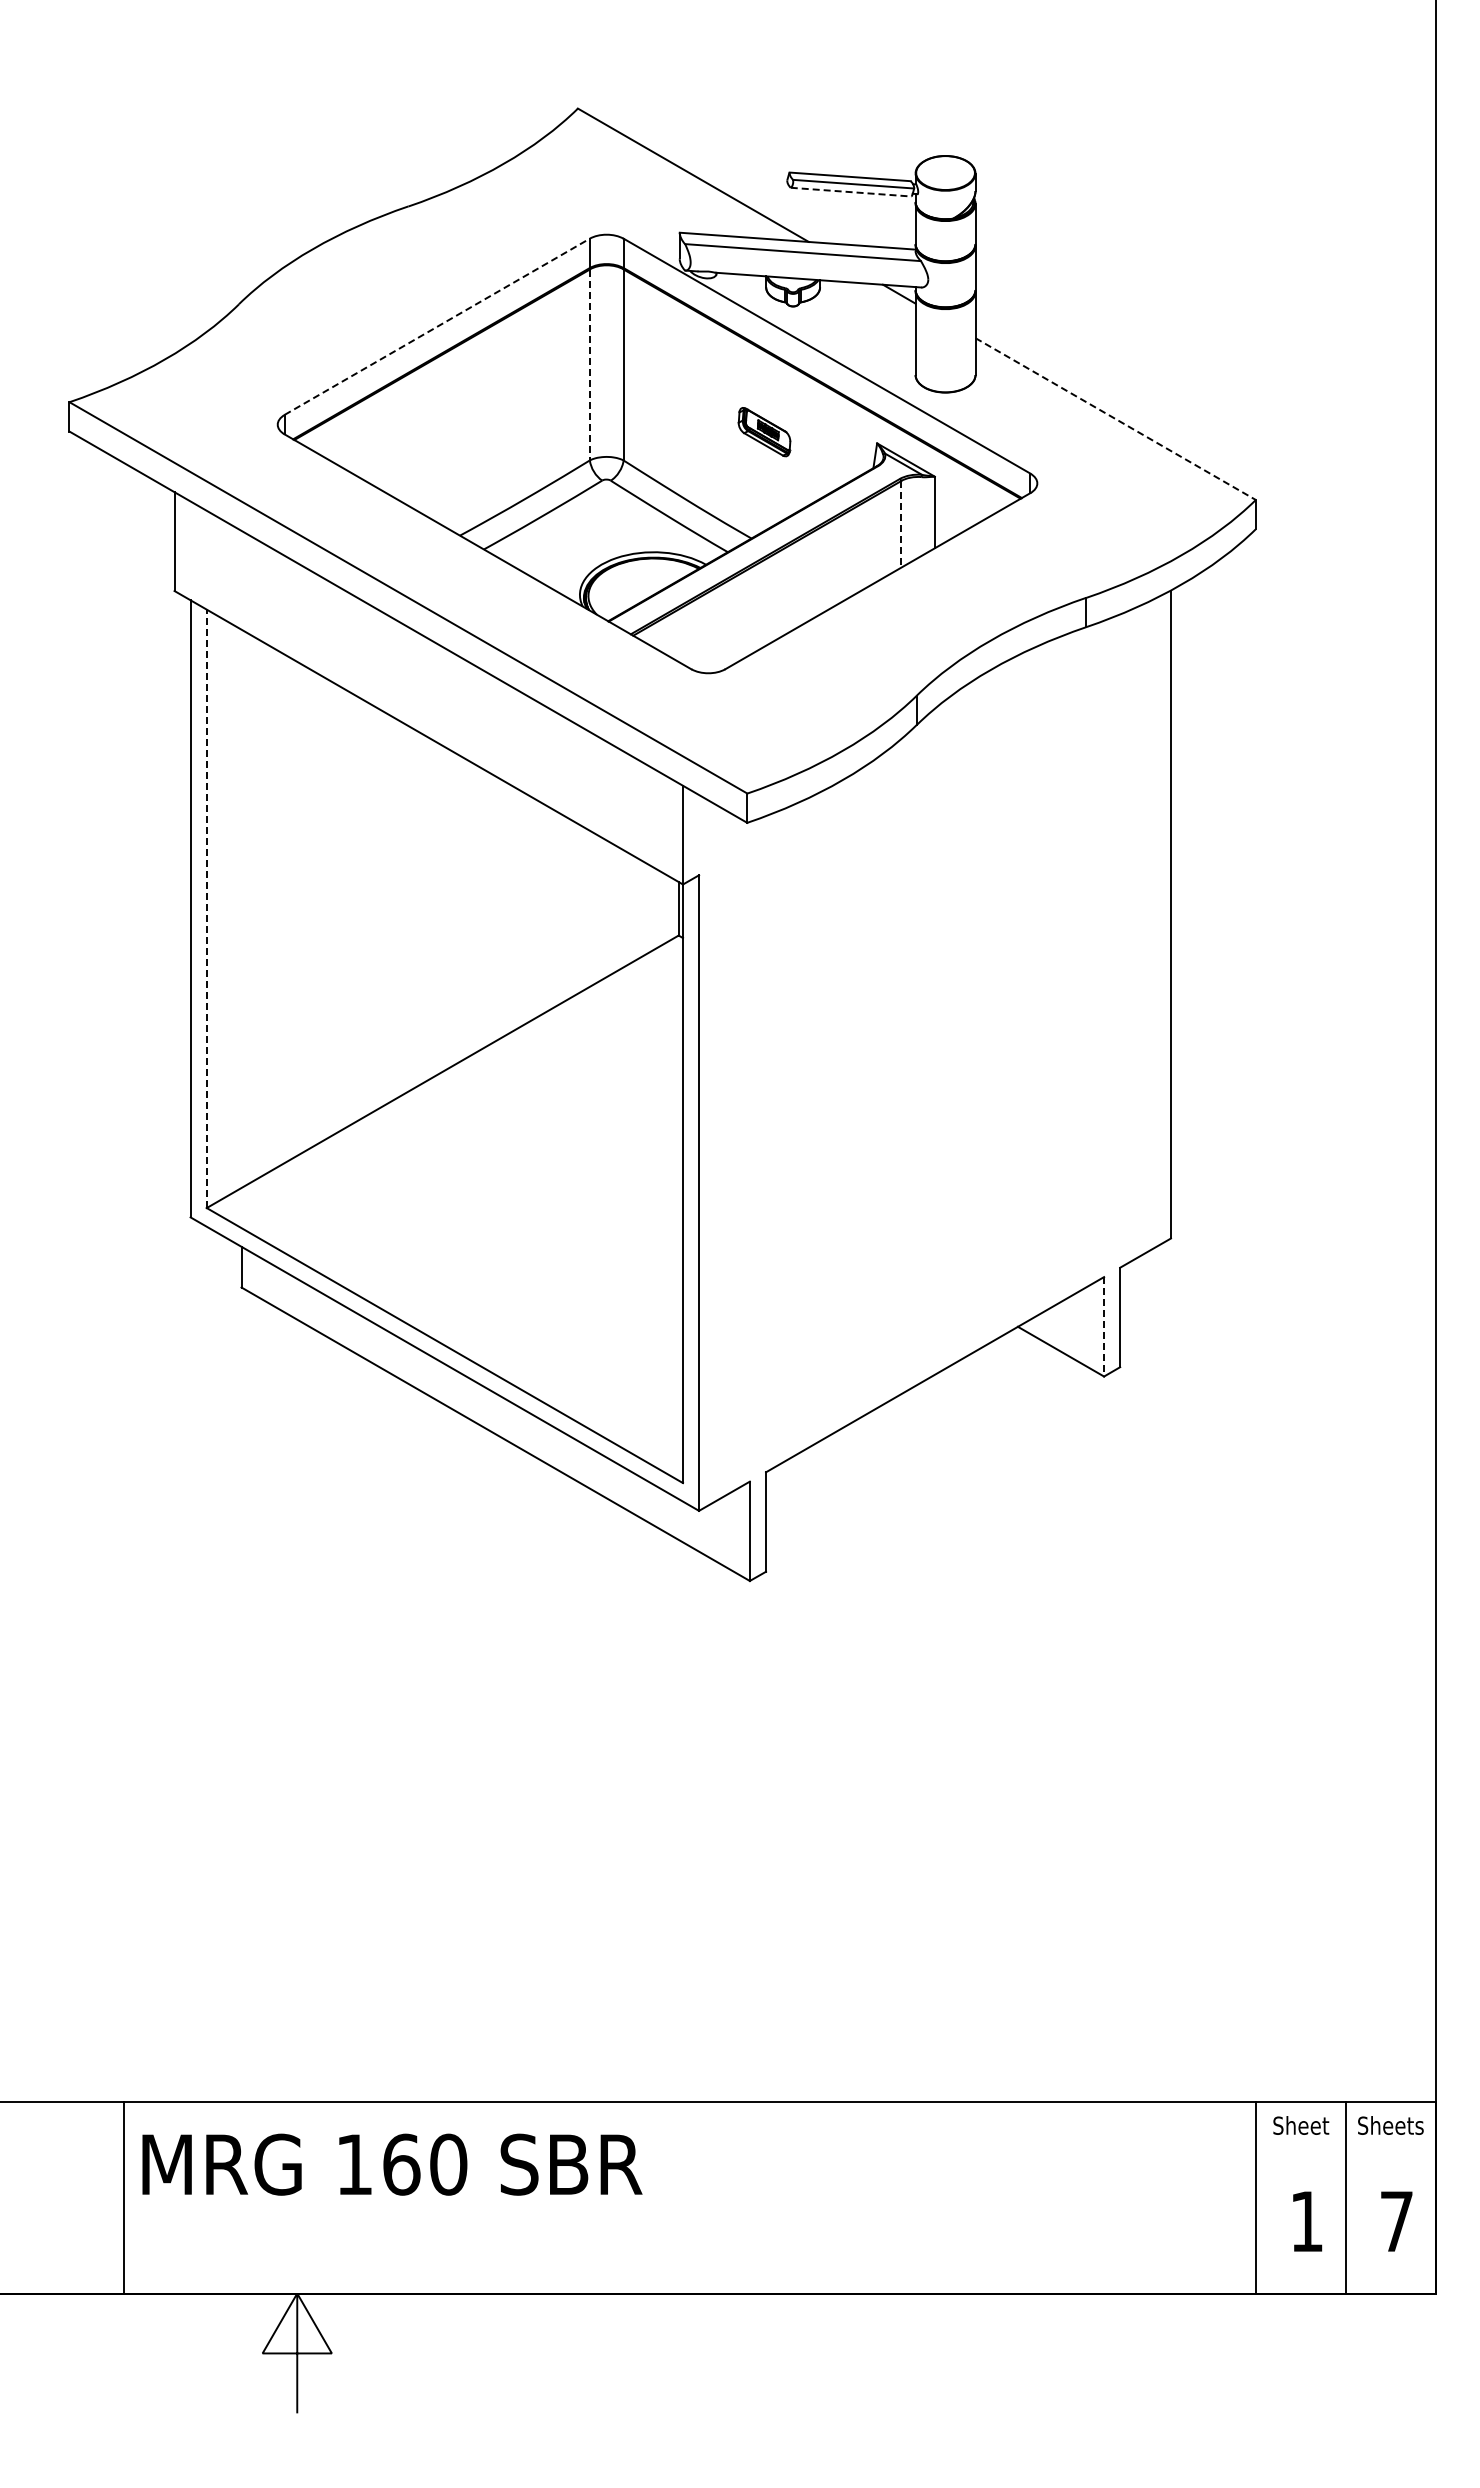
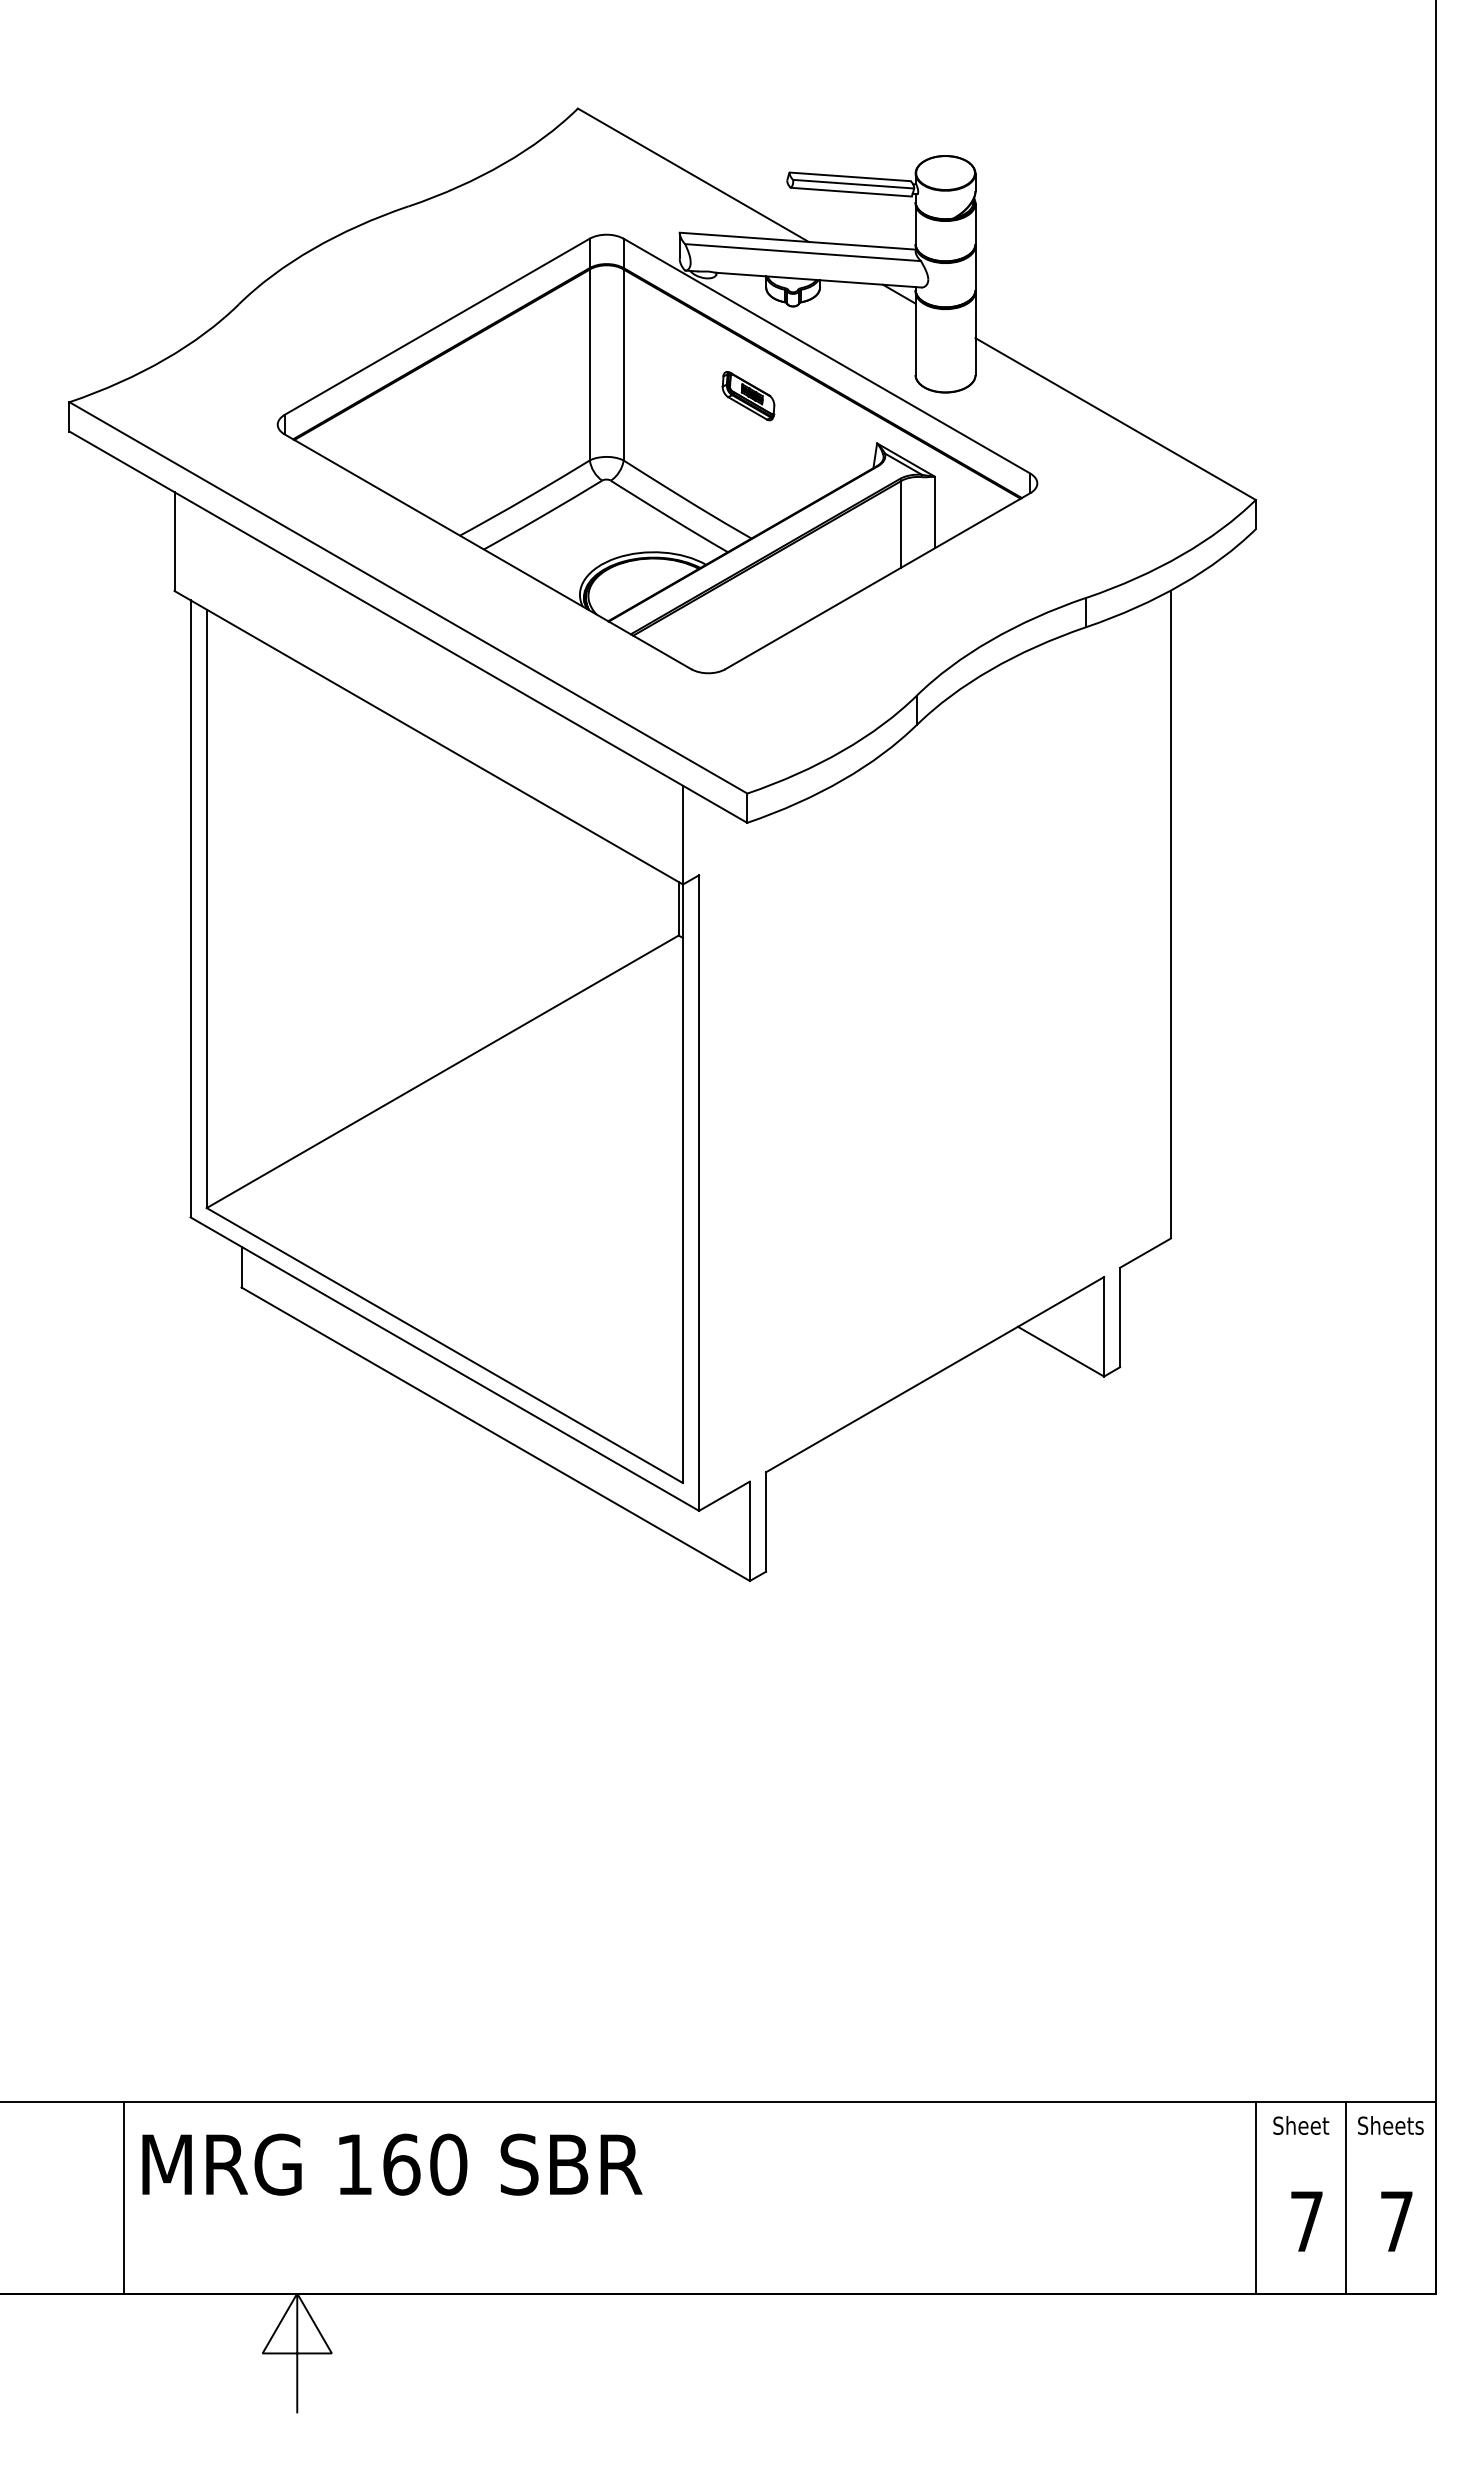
line: dashed -> solid (851, 192)
line: dashed -> solid (437, 326)
line: dashed -> solid (589, 365)
line: dashed -> solid (1115, 419)
part position: (764, 432) -> (748, 396) (748, 396)
line: dashed -> solid (901, 524)
line: dashed -> solid (206, 908)
line: dashed -> solid (1104, 1326)
text: 1 -> 7 (1306, 2221)
